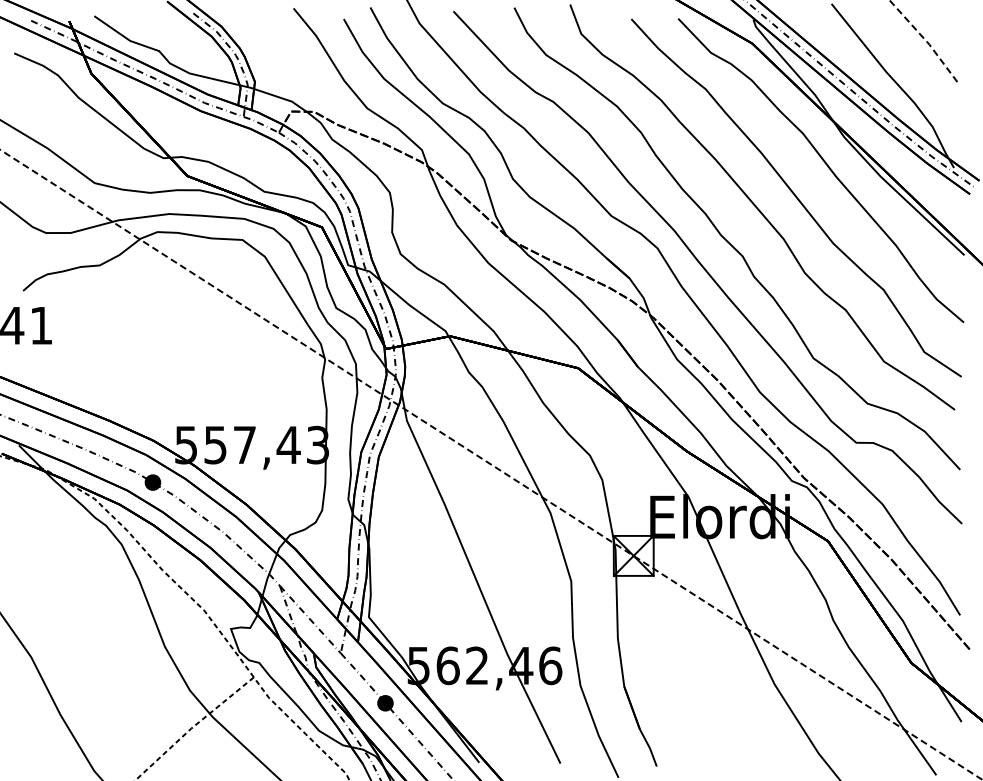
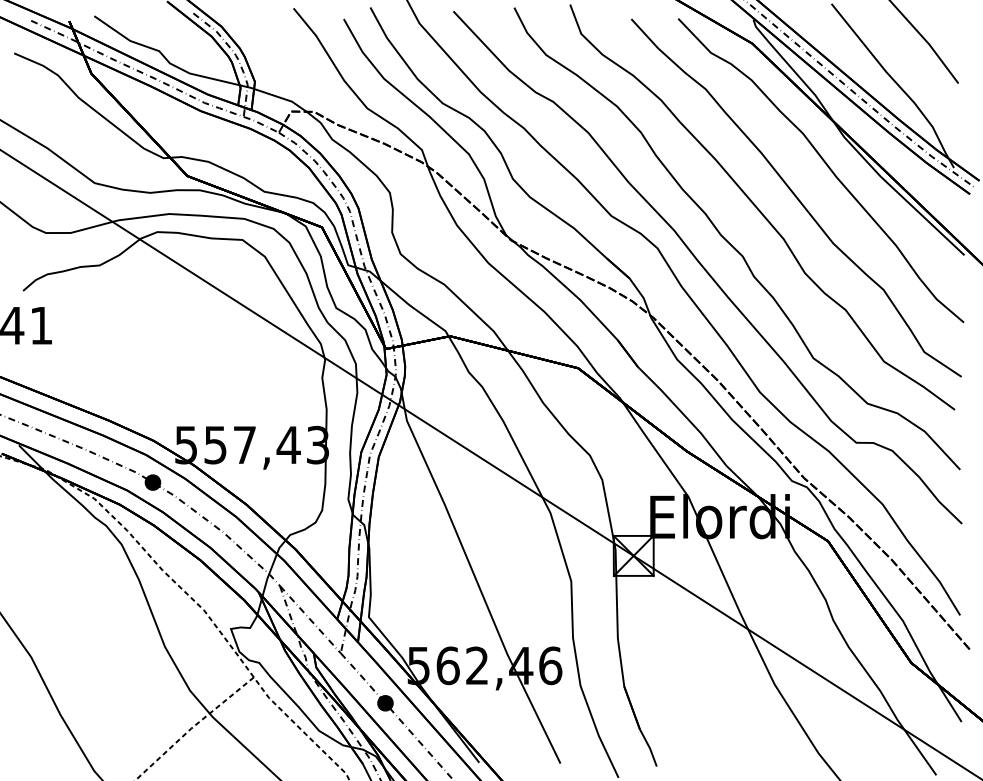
line: dashed -> solid (925, 40)
line: dashed -> solid (492, 465)
